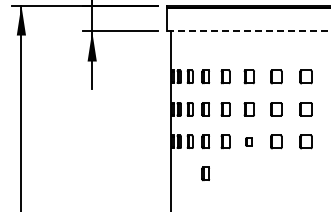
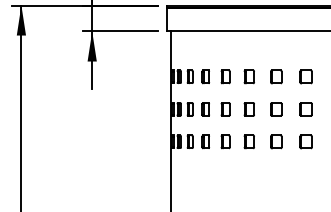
line: dashed -> solid (248, 31)
part size: 8x10 px -> 12x16 px (248, 141)
part: present -> none (205, 173)
